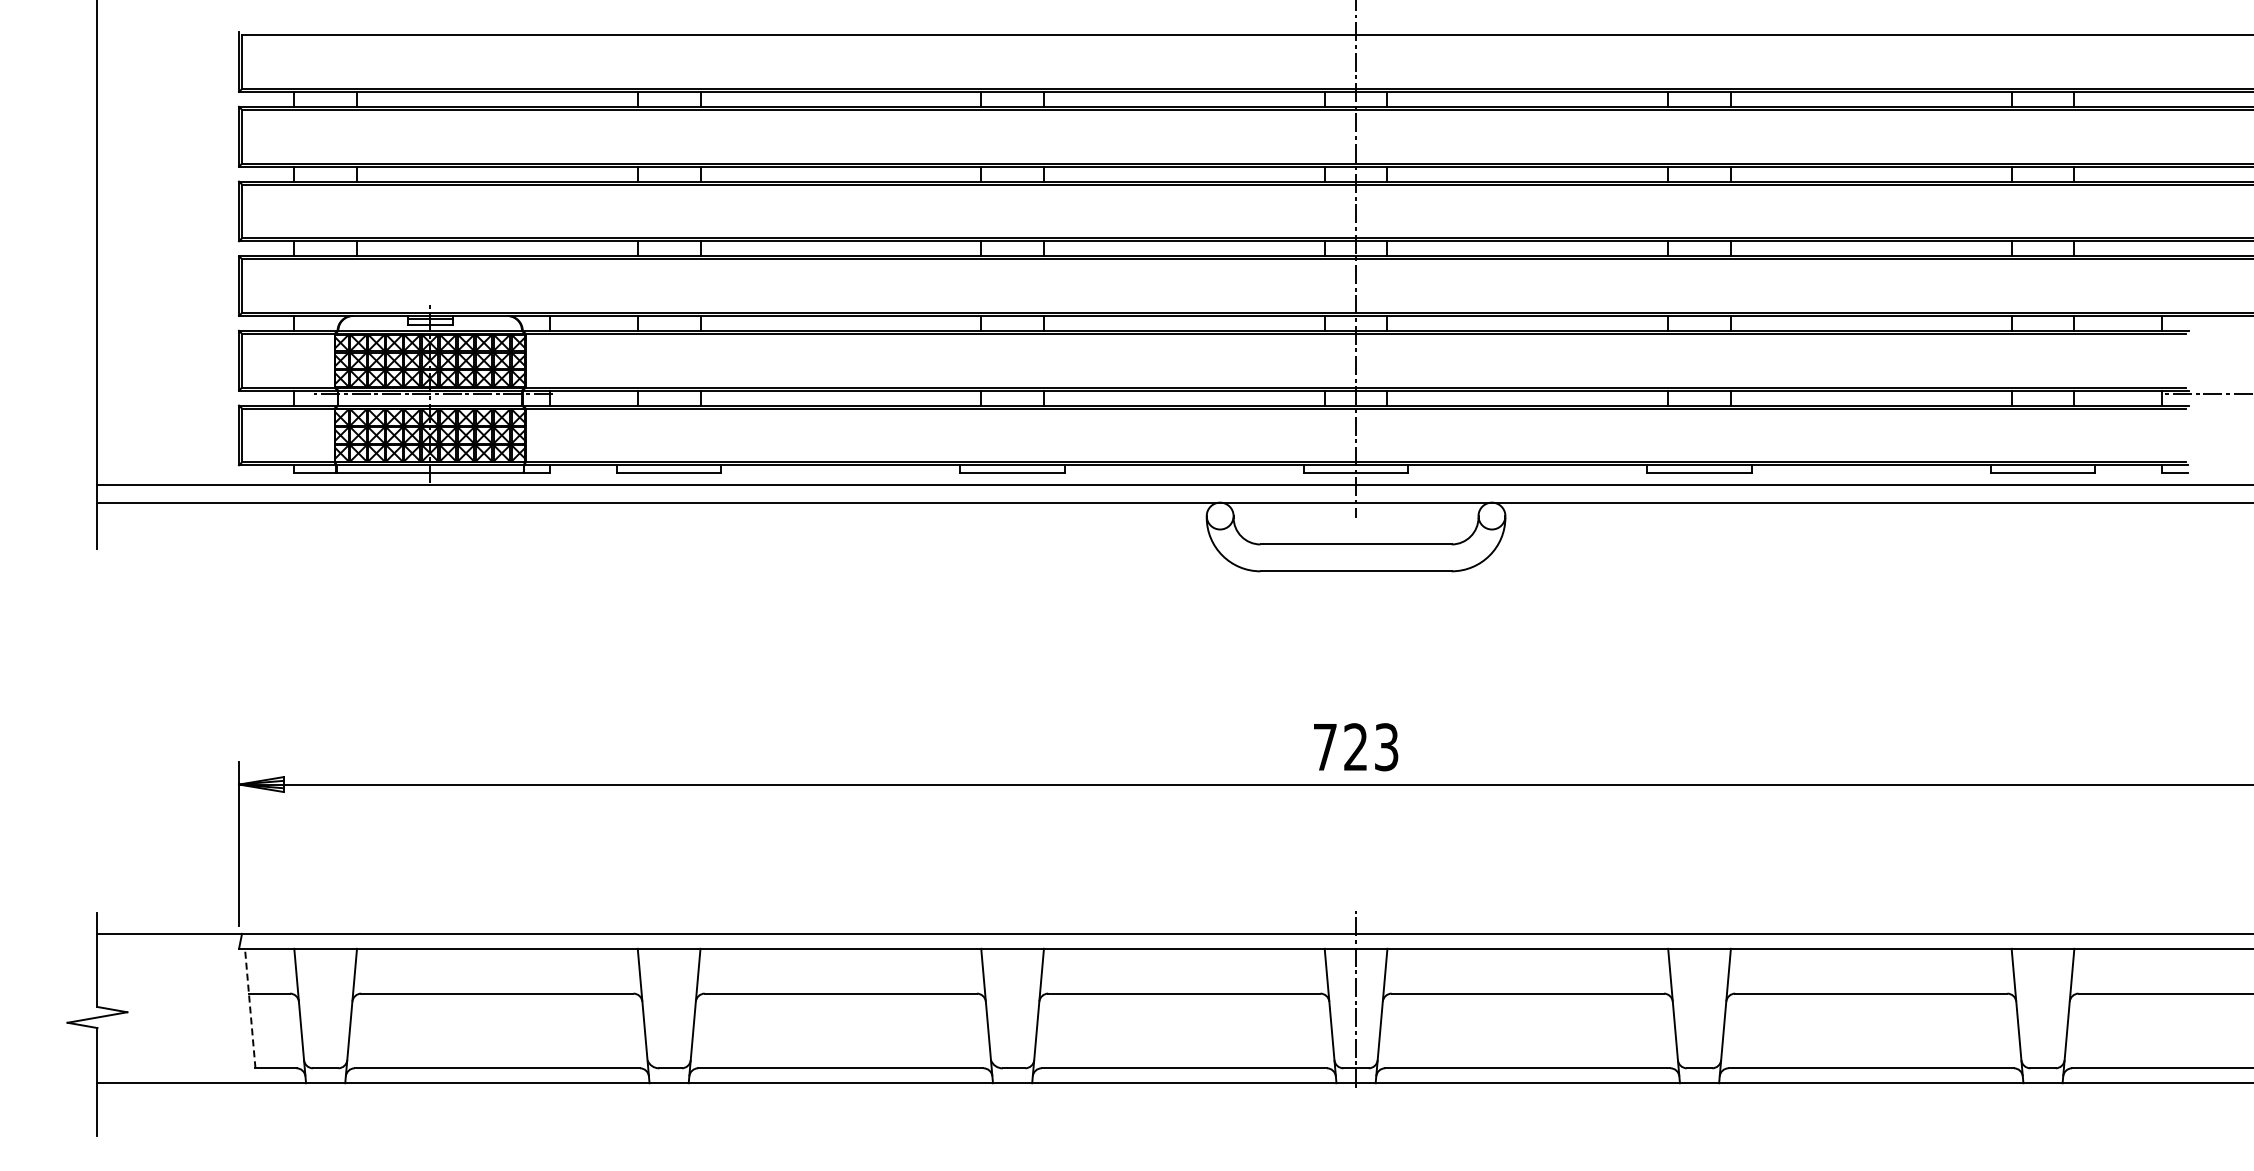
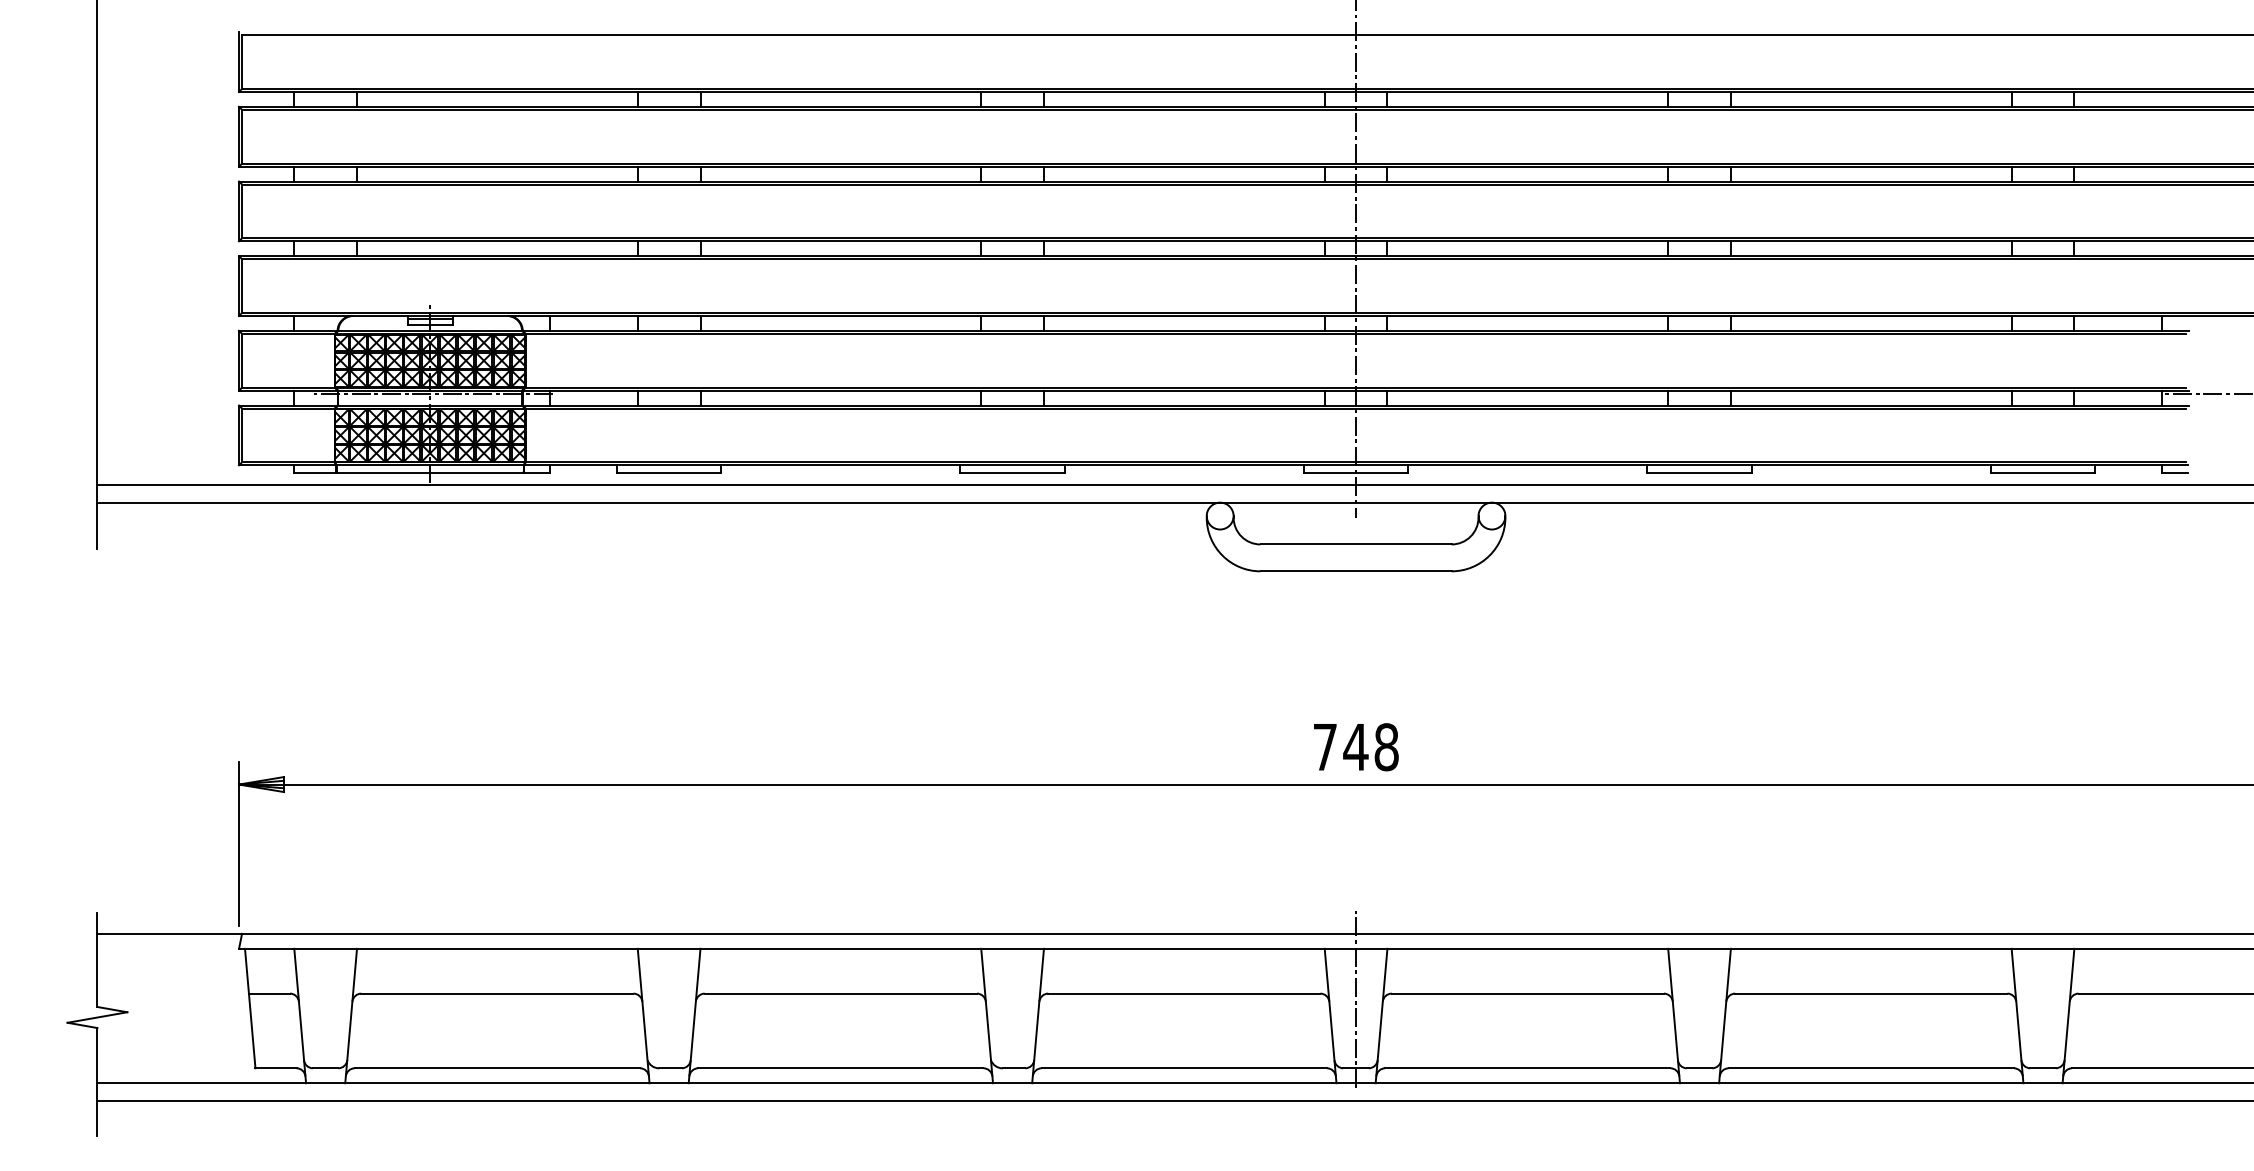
text: 723 -> 748 (1370, 747)
line: dashed -> solid (250, 1008)
line: none -> present (1173, 1101)
